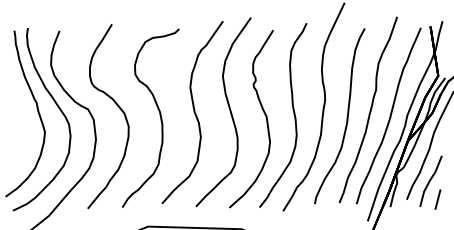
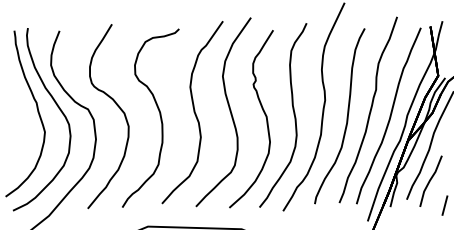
line position: (437, 199) -> (444, 205) (444, 205)
